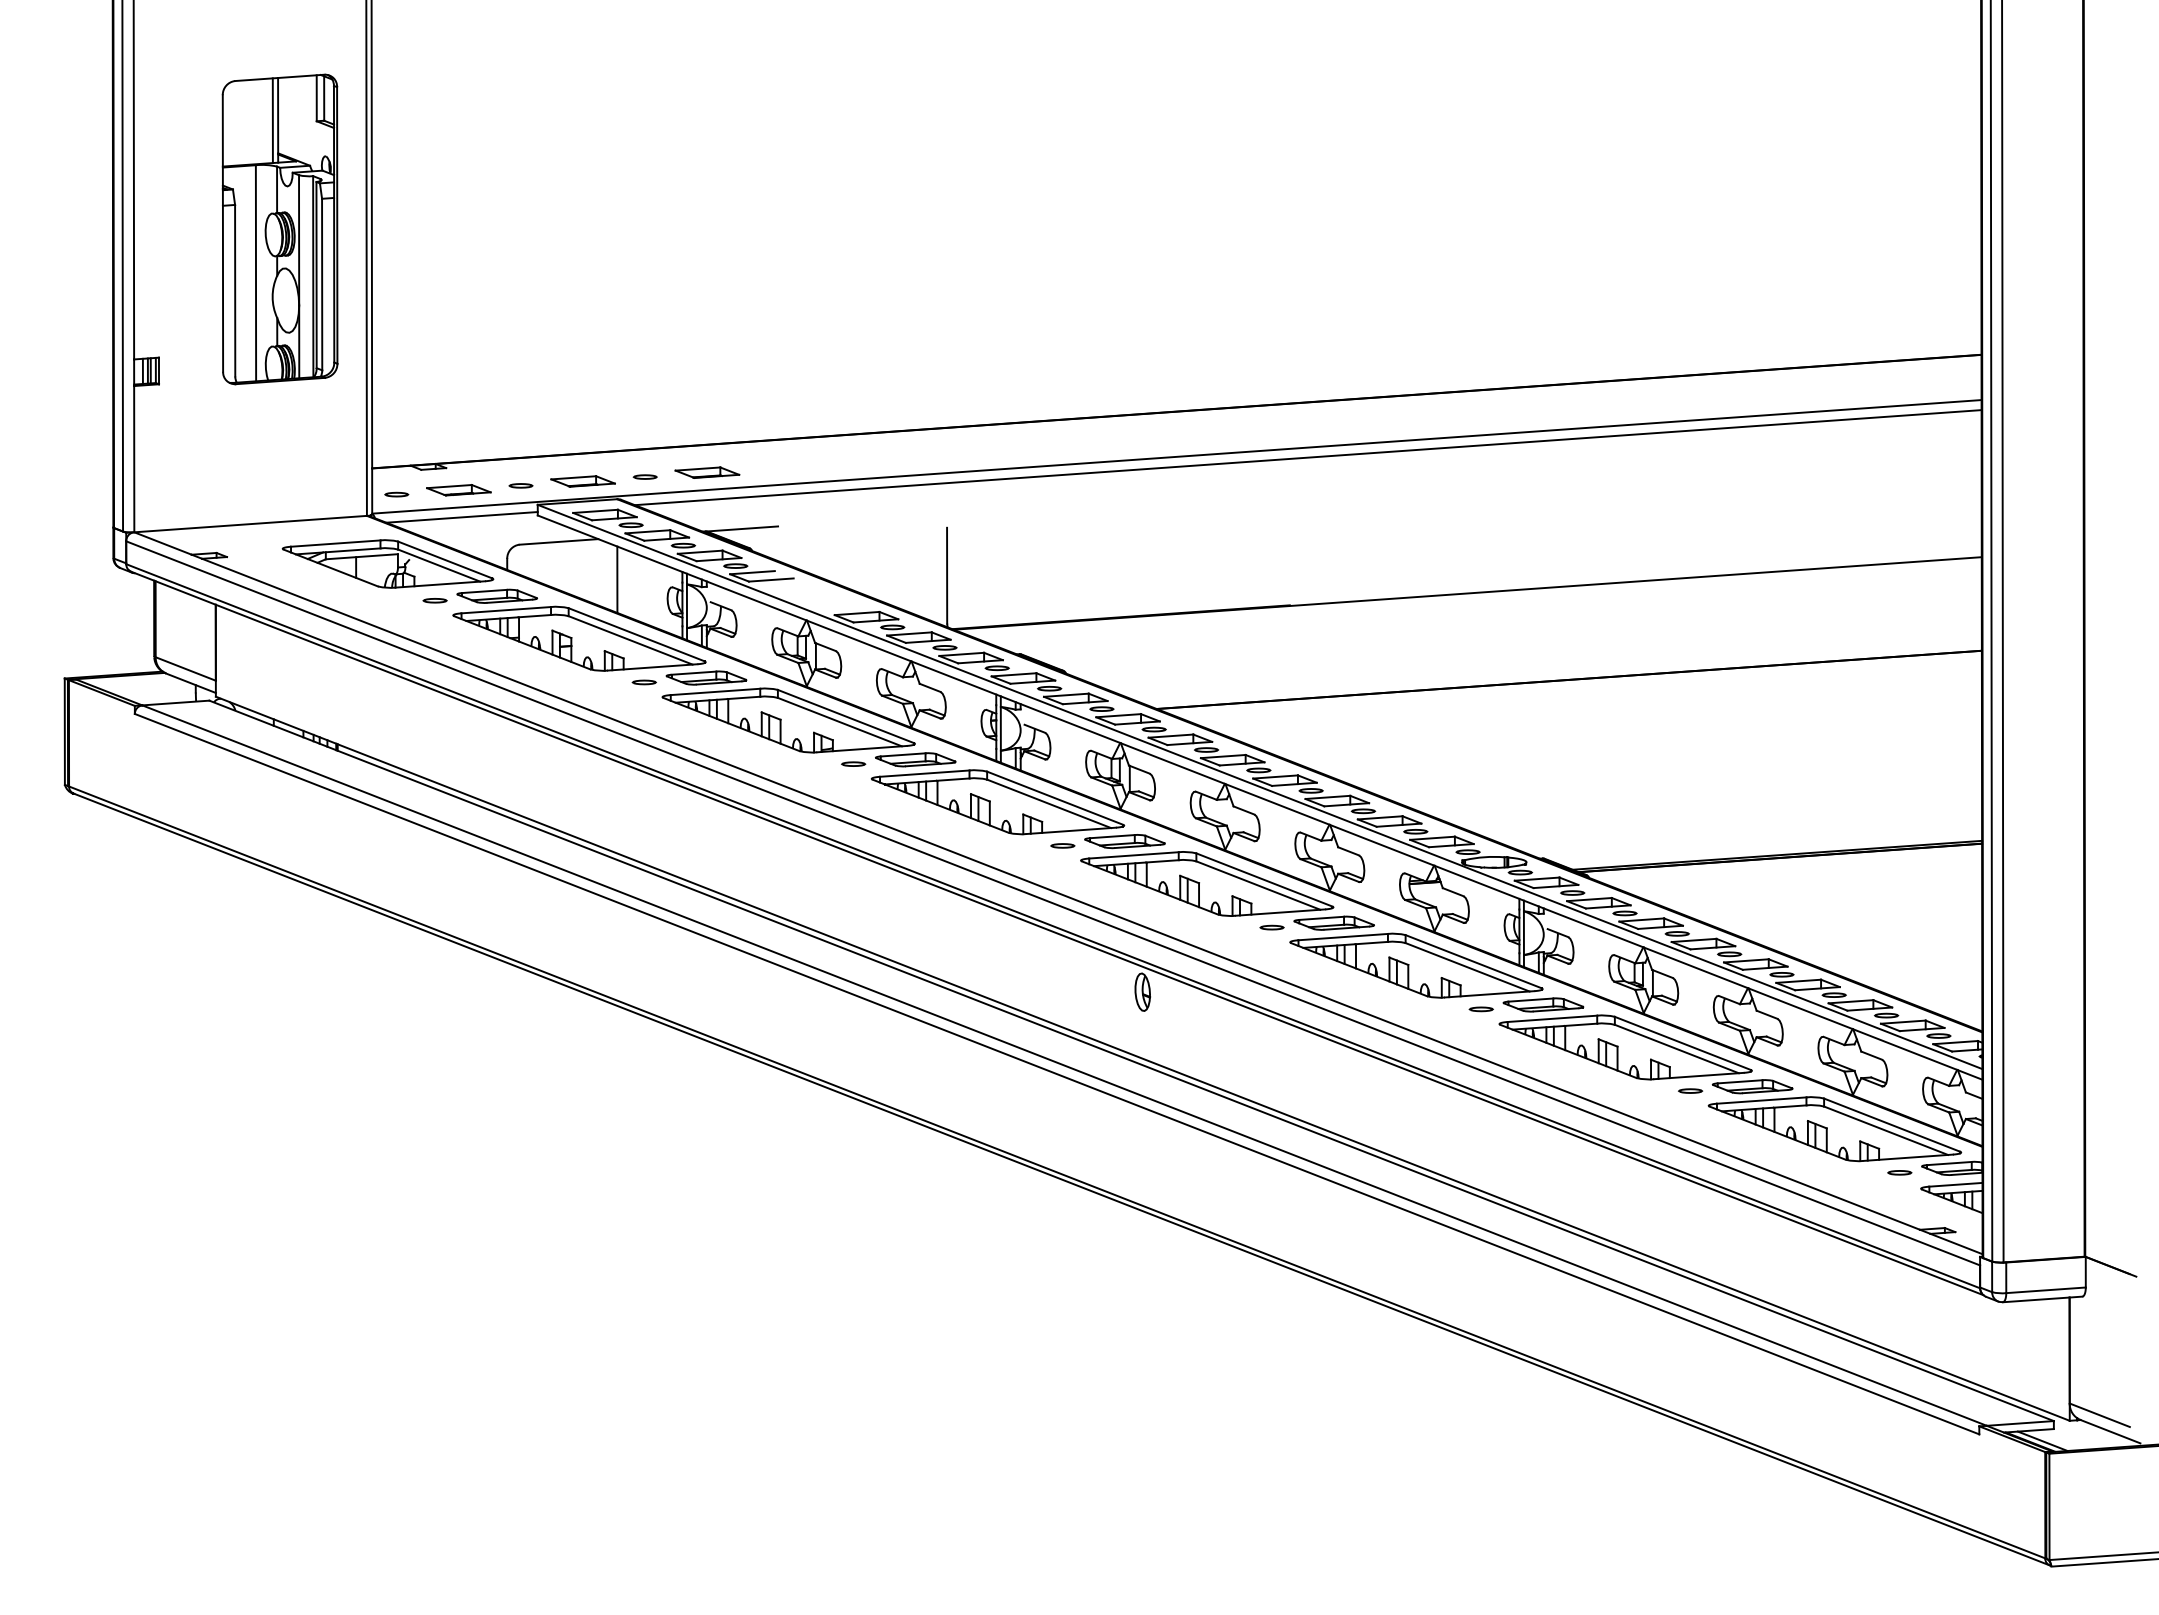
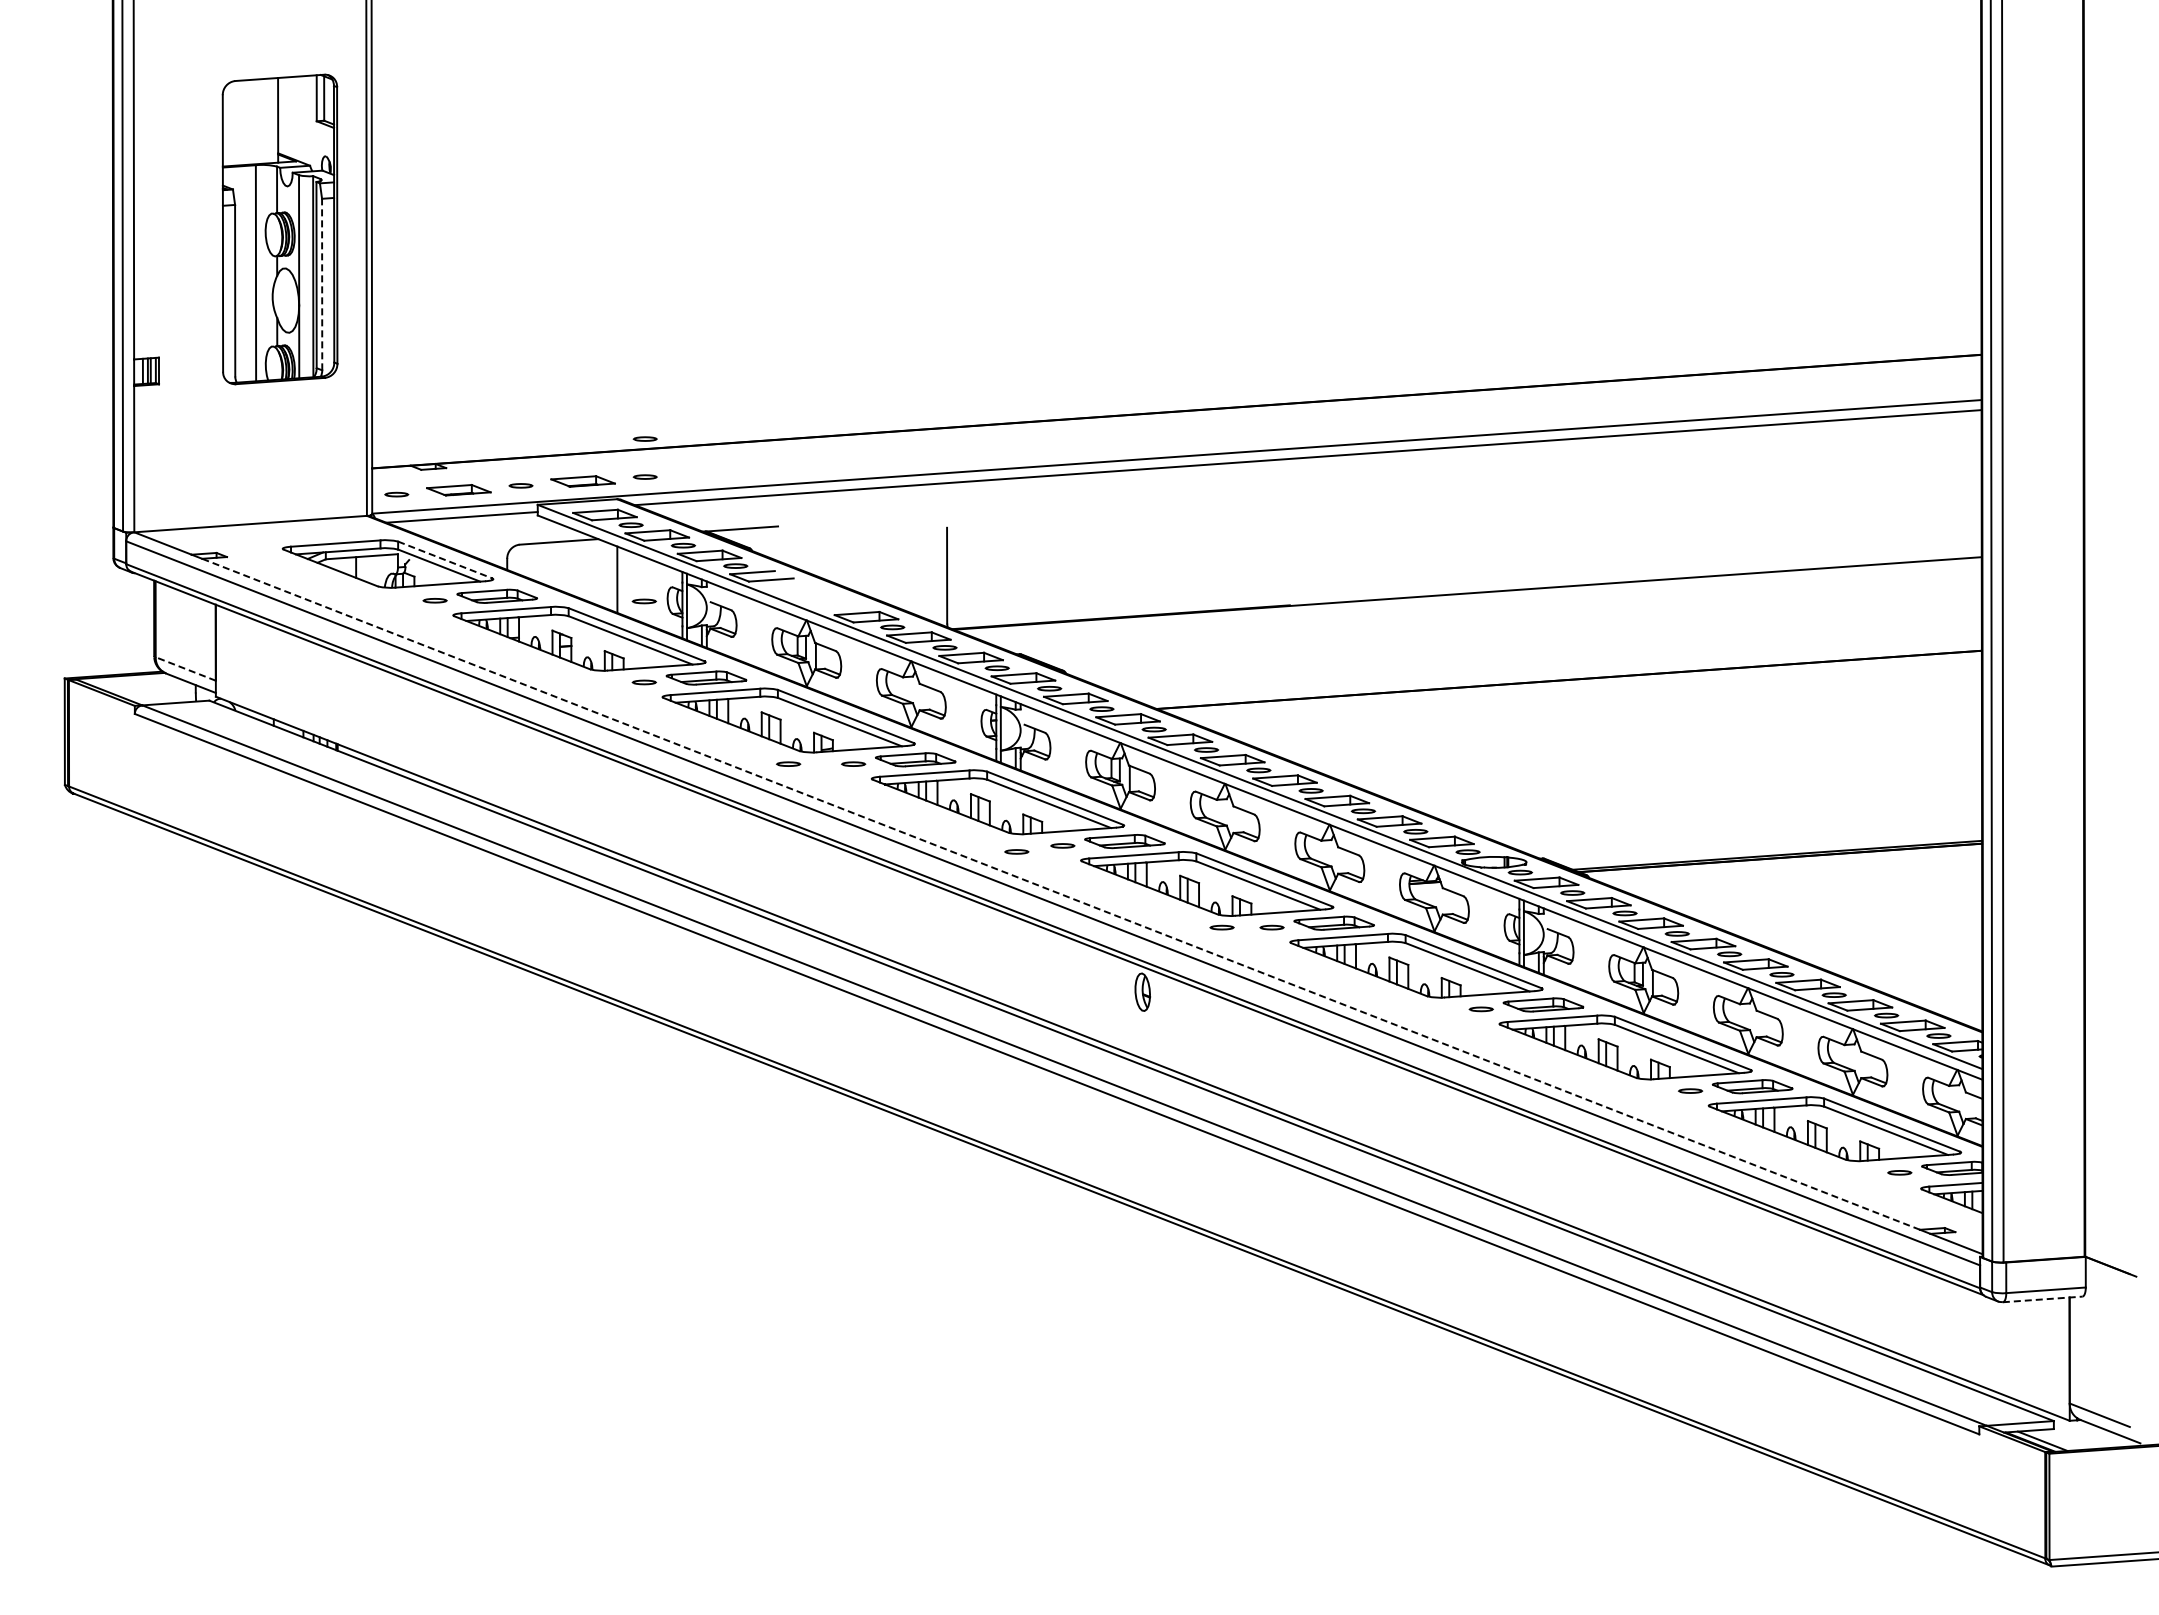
line: present -> none (272, 120)
line: solid -> dashed (322, 284)
part: none -> present (644, 438)
part: present -> none (707, 472)
line: solid -> dashed (445, 559)
part: none -> present (643, 601)
line: solid -> dashed (185, 668)
part: none -> present (788, 763)
part: none -> present (1016, 851)
line: solid -> dashed (1060, 894)
part: none -> present (1221, 927)
line: solid -> dashed (2042, 1299)
